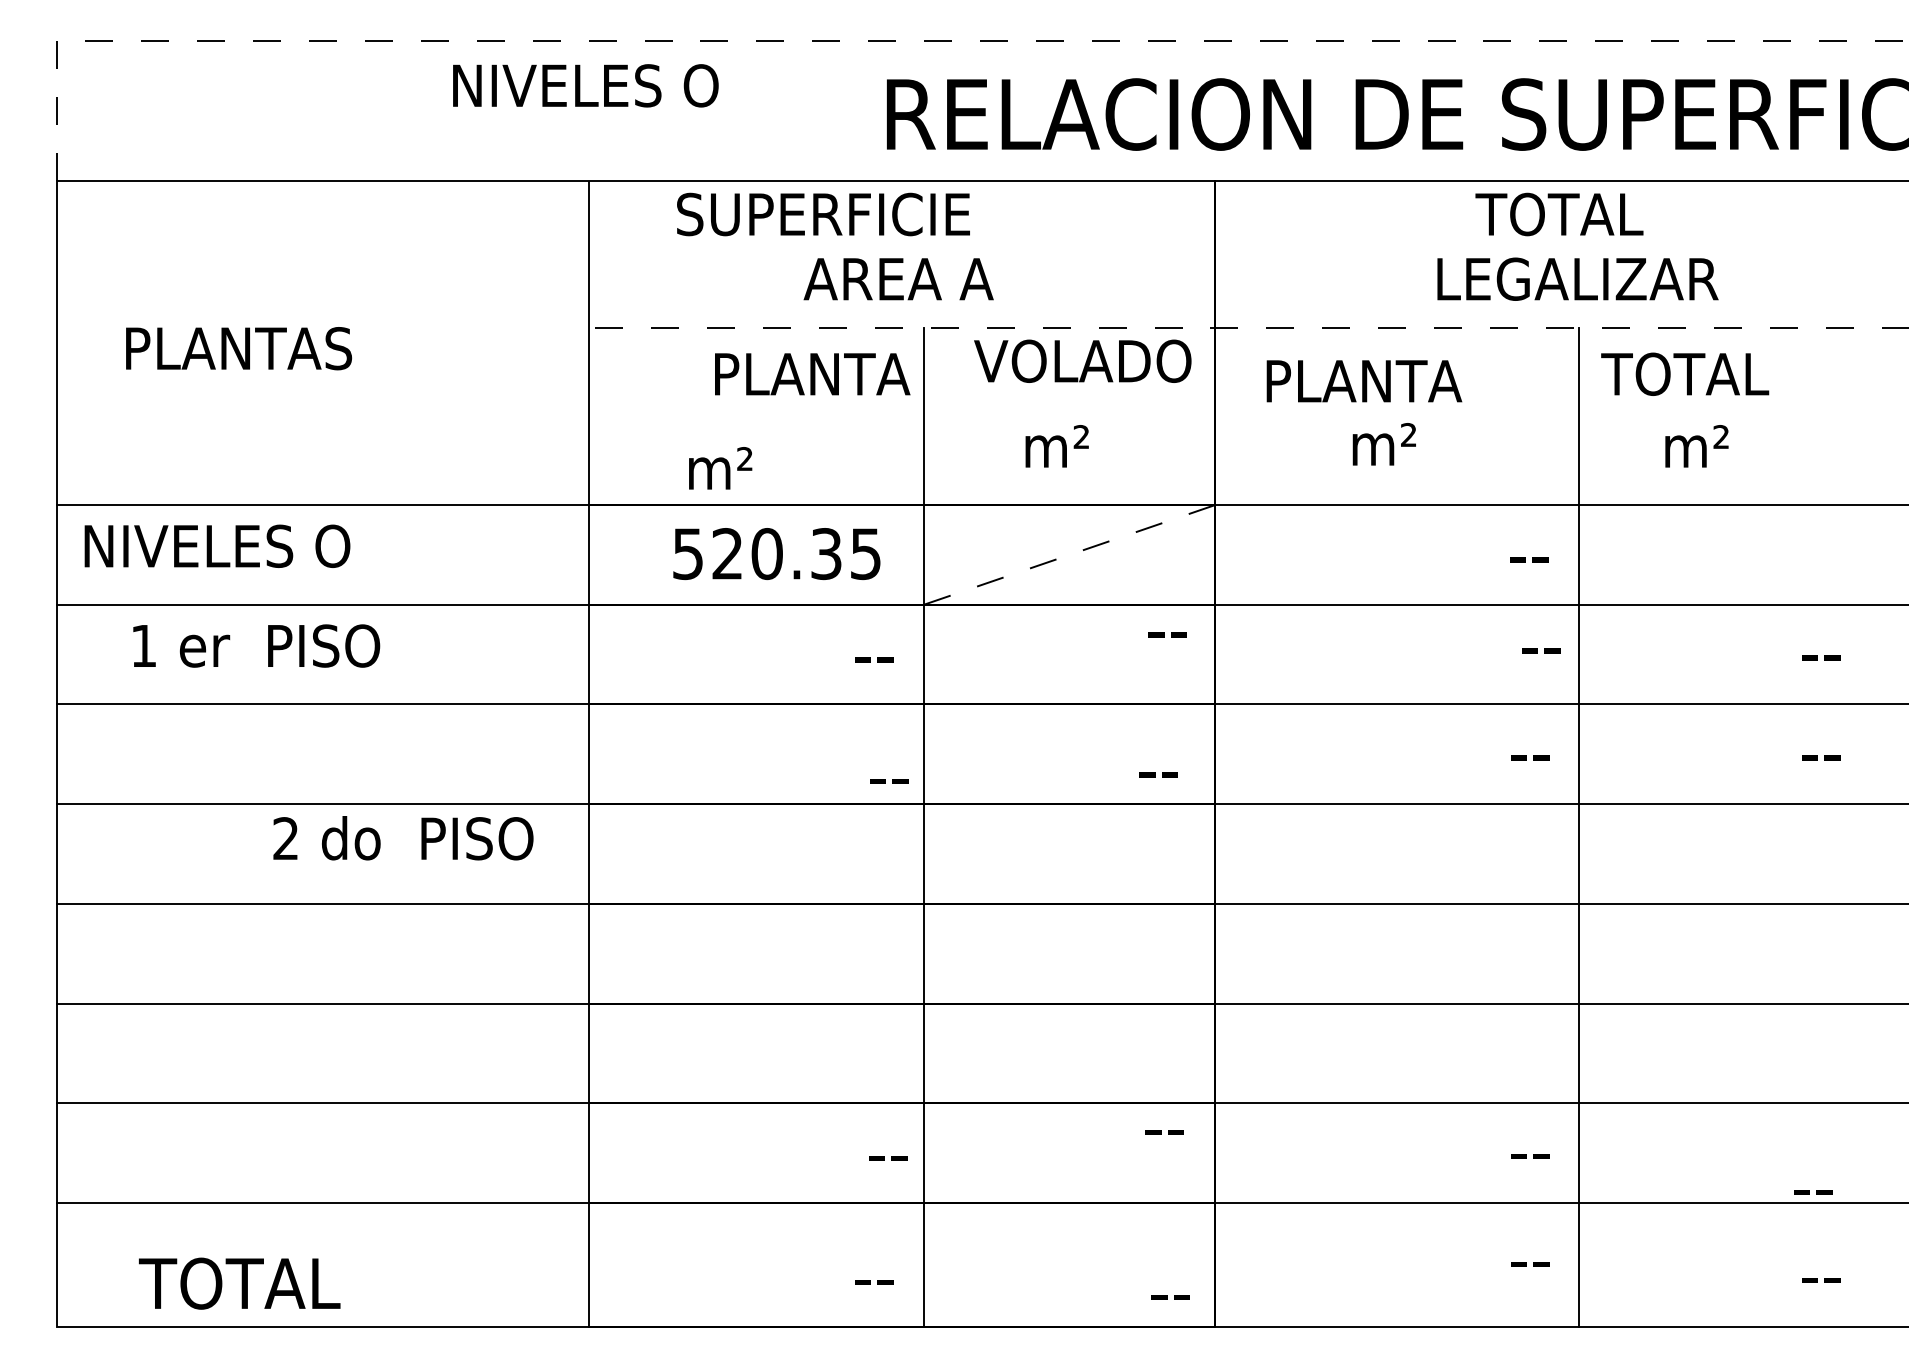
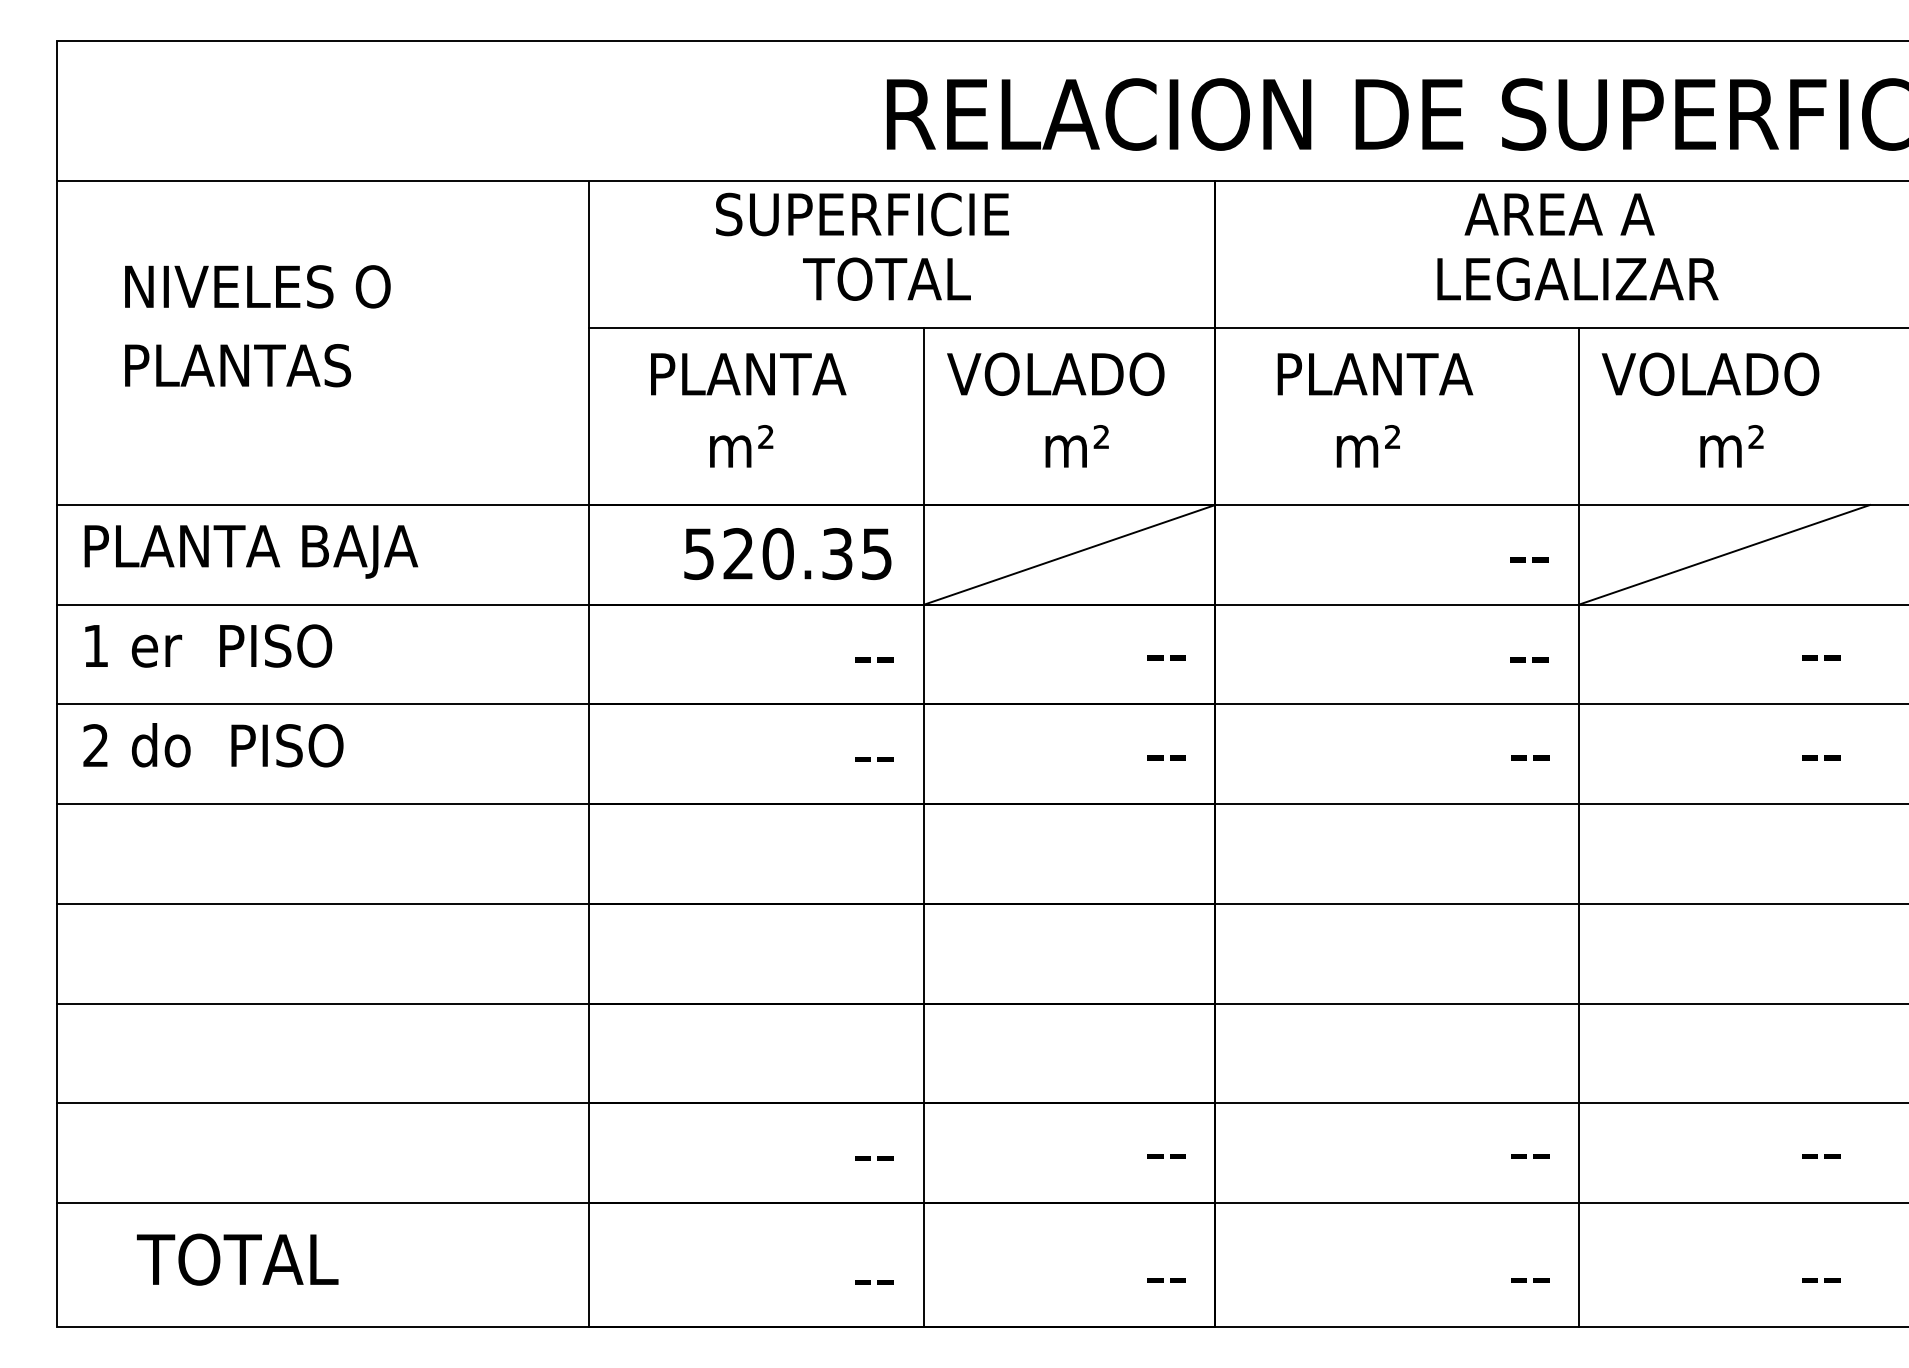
line: dashed -> solid (912, 41)
text position: (585, 85) -> (257, 286) (257, 286)
text position: (823, 214) -> (862, 214) (862, 214)
text: TOTAL -> AREA A (1559, 214)
text: AREA A -> TOTAL (898, 278)
line: dashed -> solid (1248, 328)
text position: (239, 348) -> (238, 365) (238, 365)
text position: (1082, 360) -> (1055, 373) (1055, 373)
text: TOTAL -> VOLADO (1710, 373)
text position: (812, 374) -> (748, 374) (748, 374)
text position: (1364, 381) -> (1375, 374) (1375, 374)
text position: (1383, 444) -> (1367, 446) (1367, 446)
text position: (1056, 446) -> (1076, 446) (1076, 446)
text position: (1696, 446) -> (1731, 446) (1731, 446)
text position: (720, 468) -> (741, 446) (741, 446)
text: NIVELES O -> PLANTA BAJA (253, 551)
text position: (776, 553) -> (787, 553) (787, 553)
line: dashed -> solid (1069, 554)
line: none -> present (1724, 554)
text position: (1167, 634) -> (1166, 657) (1166, 657)
text position: (256, 645) -> (208, 645) (208, 645)
text position: (1541, 650) -> (1529, 659) (1529, 659)
text position: (1158, 774) -> (1166, 757) (1166, 757)
text position: (889, 781) -> (874, 759) (874, 759)
text position: (403, 838) -> (213, 745) (213, 745)
text position: (1164, 1132) -> (1166, 1156) (1166, 1156)
text position: (888, 1158) -> (874, 1158) (874, 1158)
text position: (1813, 1192) -> (1821, 1156) (1821, 1156)
text position: (1530, 1264) -> (1530, 1280) (1530, 1280)
text position: (239, 1283) -> (237, 1259) (237, 1259)
text position: (1170, 1297) -> (1166, 1280) (1166, 1280)
